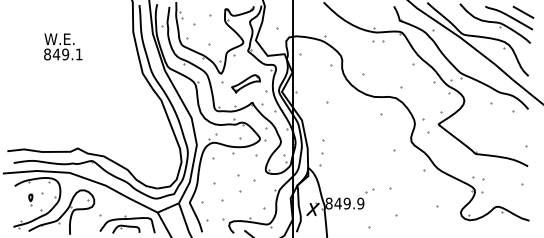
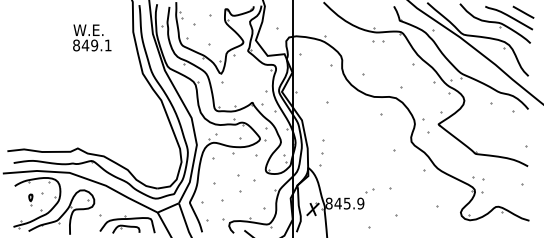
text position: (63, 46) -> (92, 37) (92, 37)
part: present -> none (245, 83)
text: 849.9 -> 845.9 (346, 203)
